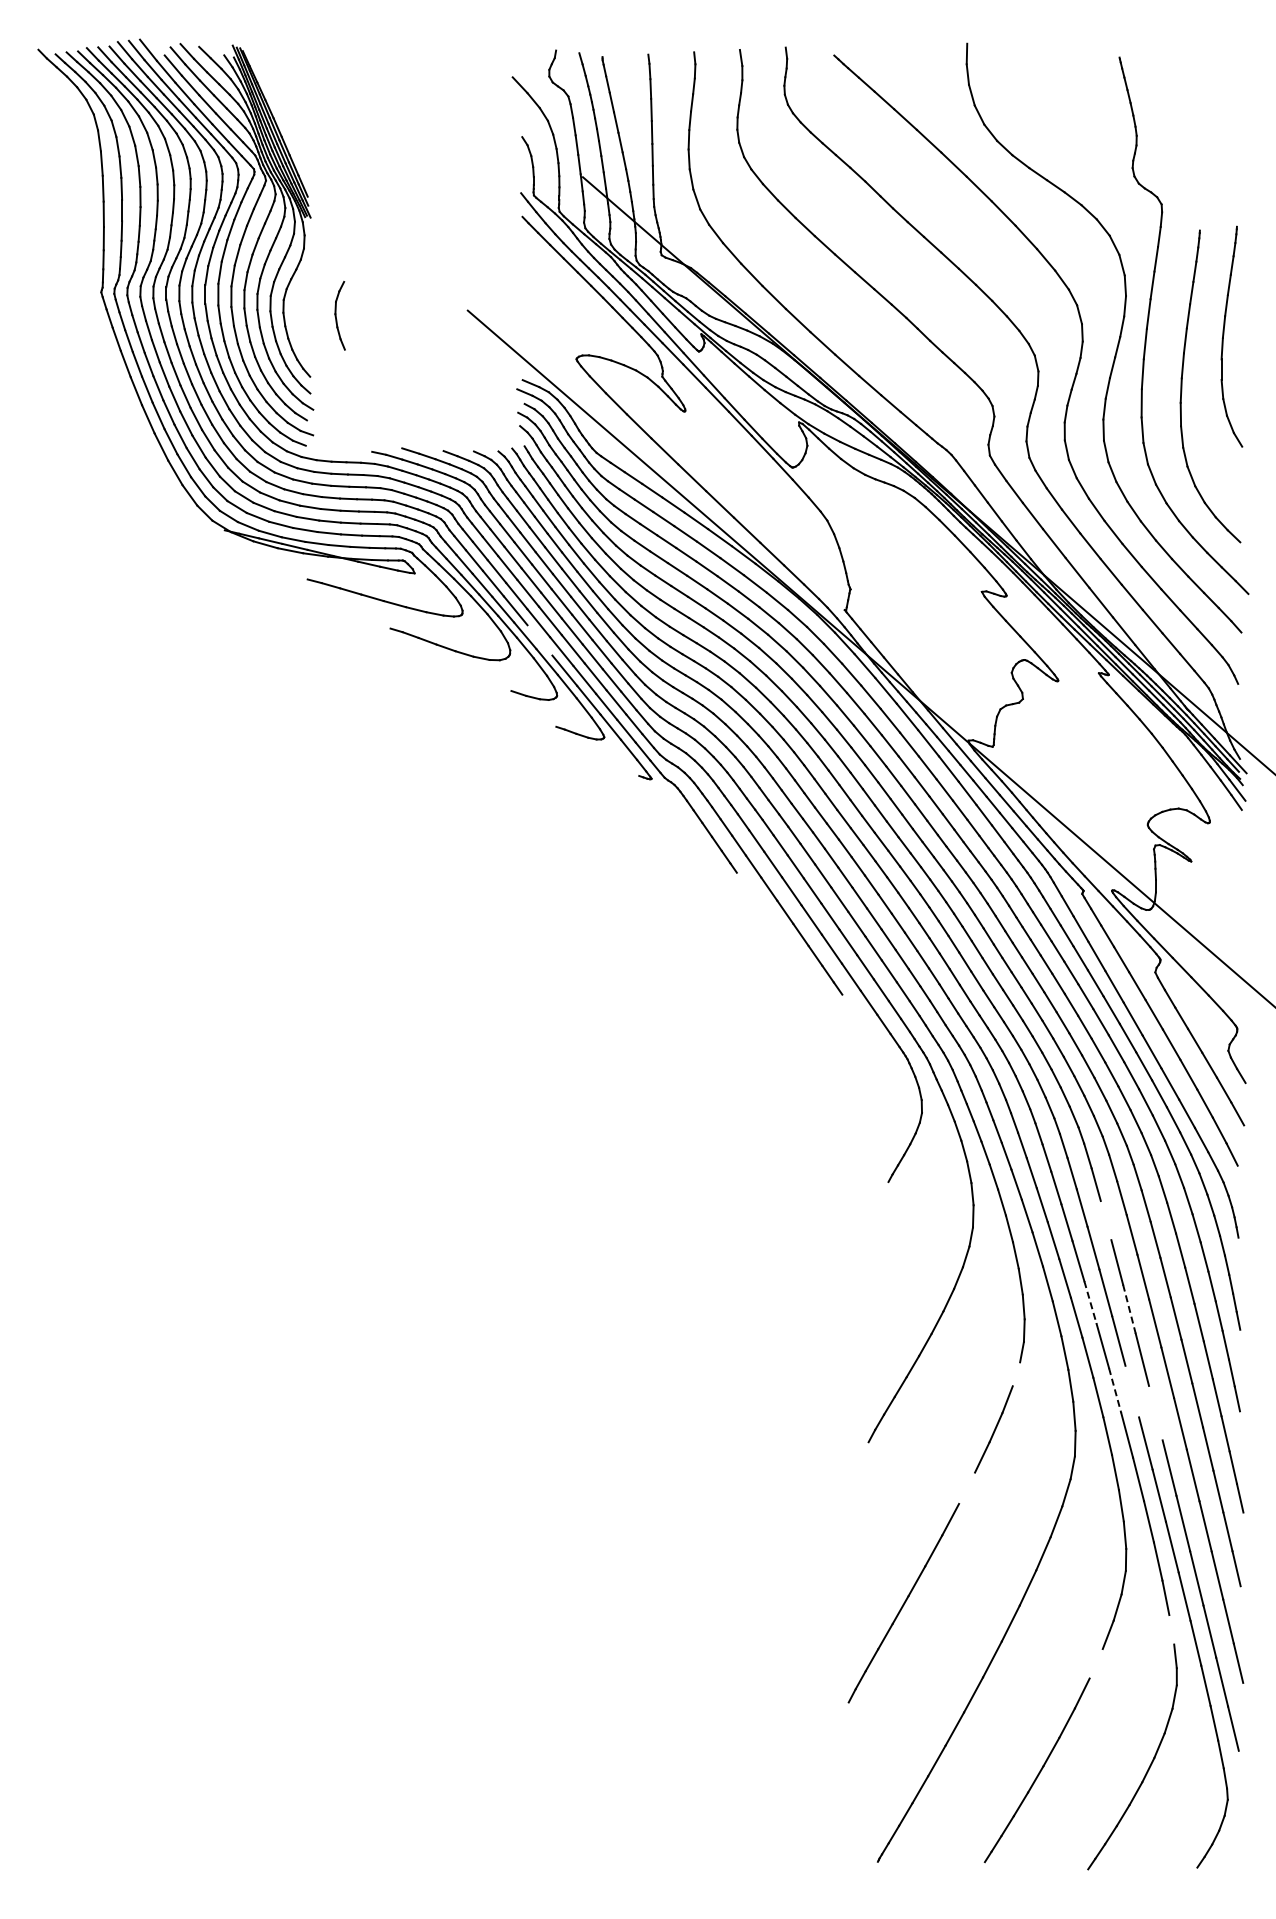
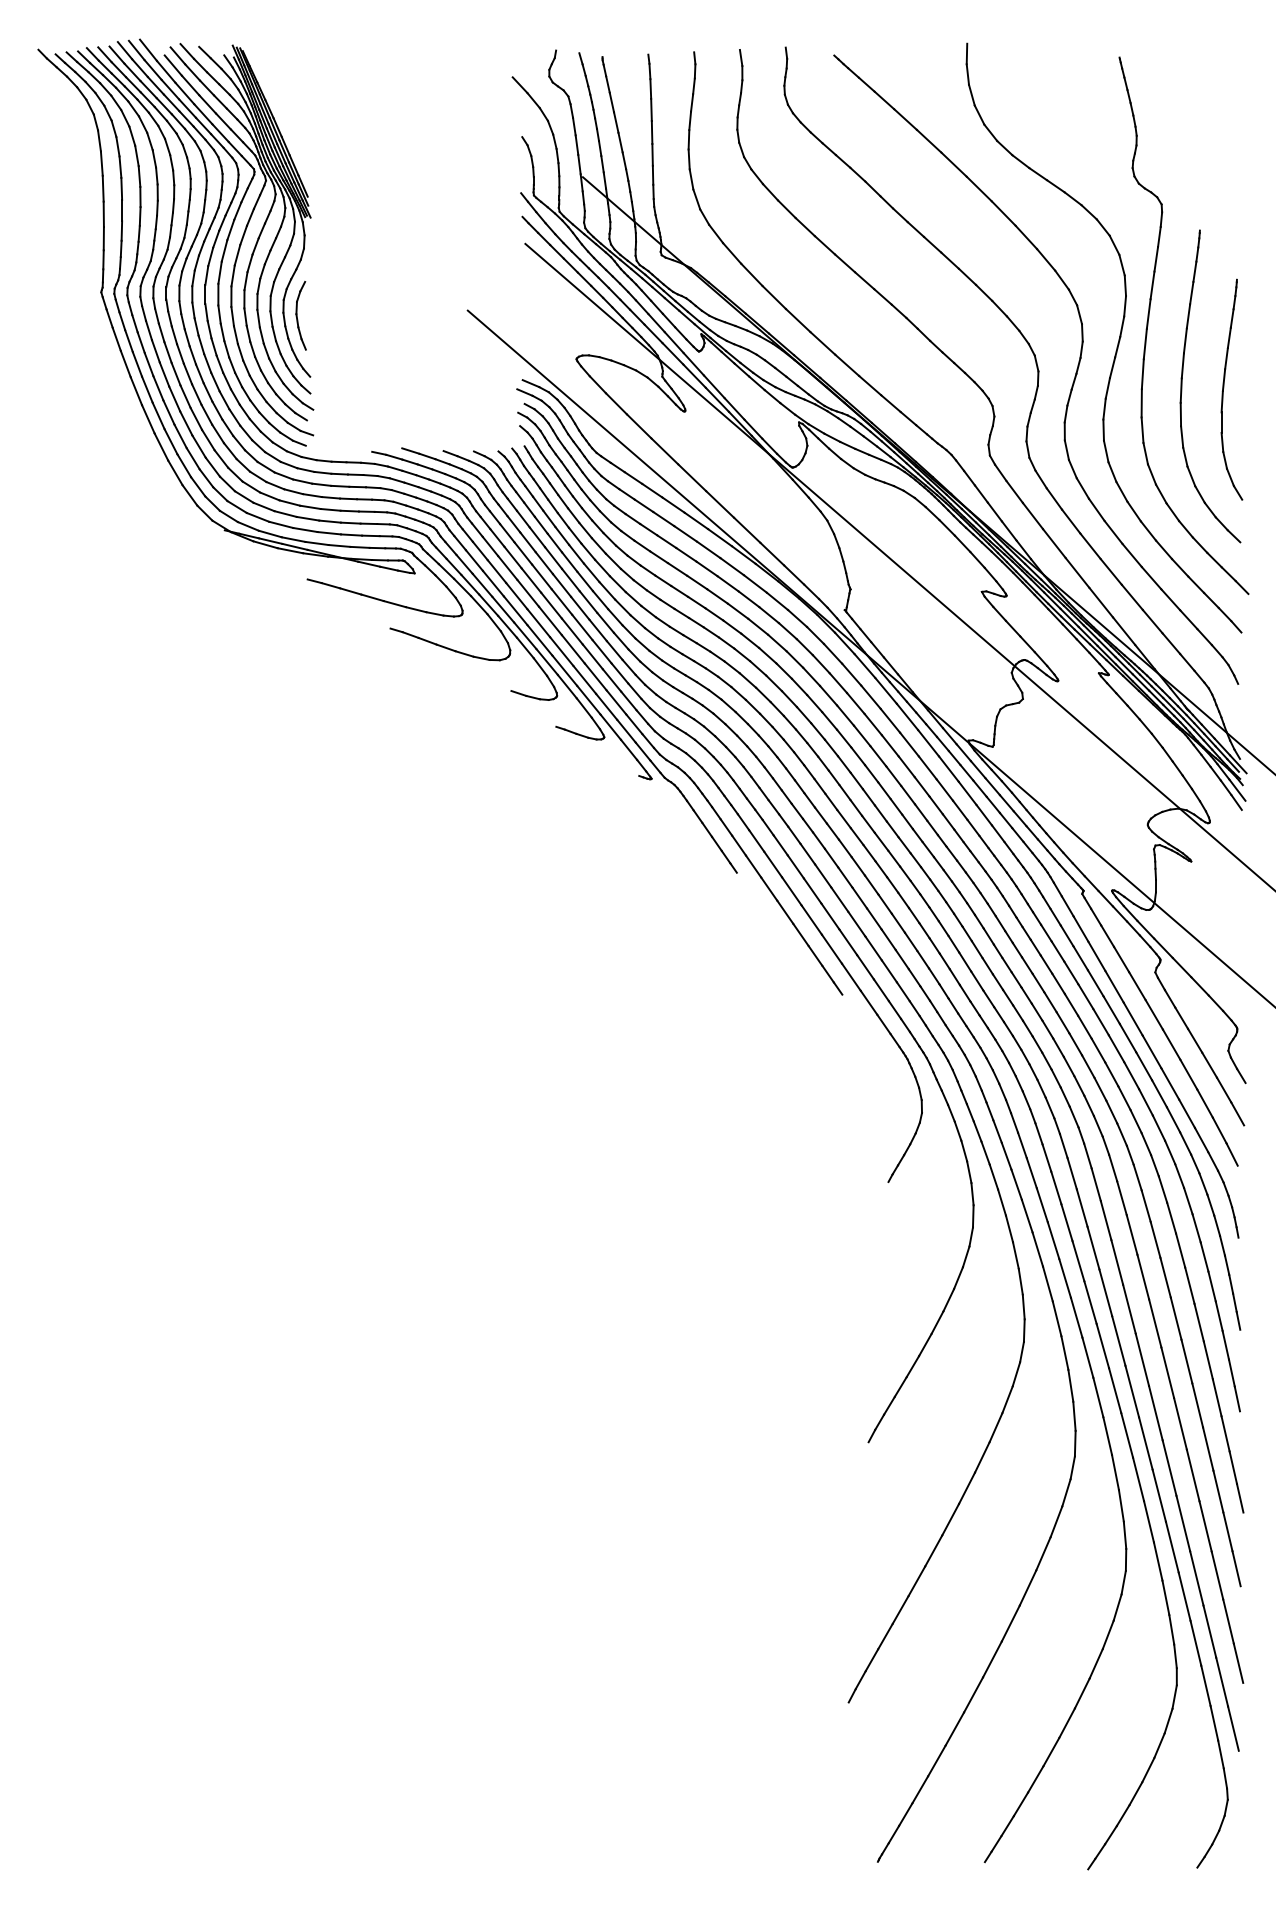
part position: (339, 315) -> (300, 315) (300, 315)
part position: (1224, 335) -> (1224, 388) (1224, 388)
line: none -> present (898, 565)
line: none -> present (539, 640)
line: none -> present (1105, 1220)
line: dashed -> solid (1090, 1303)
line: dashed -> solid (1129, 1309)
line: none -> present (1016, 1374)
line: dashed -> solid (1115, 1391)
line: none -> present (1132, 1391)
line: none -> present (1155, 1412)
line: none -> present (967, 1487)
line: none -> present (1171, 1629)
line: none -> present (1095, 1663)
